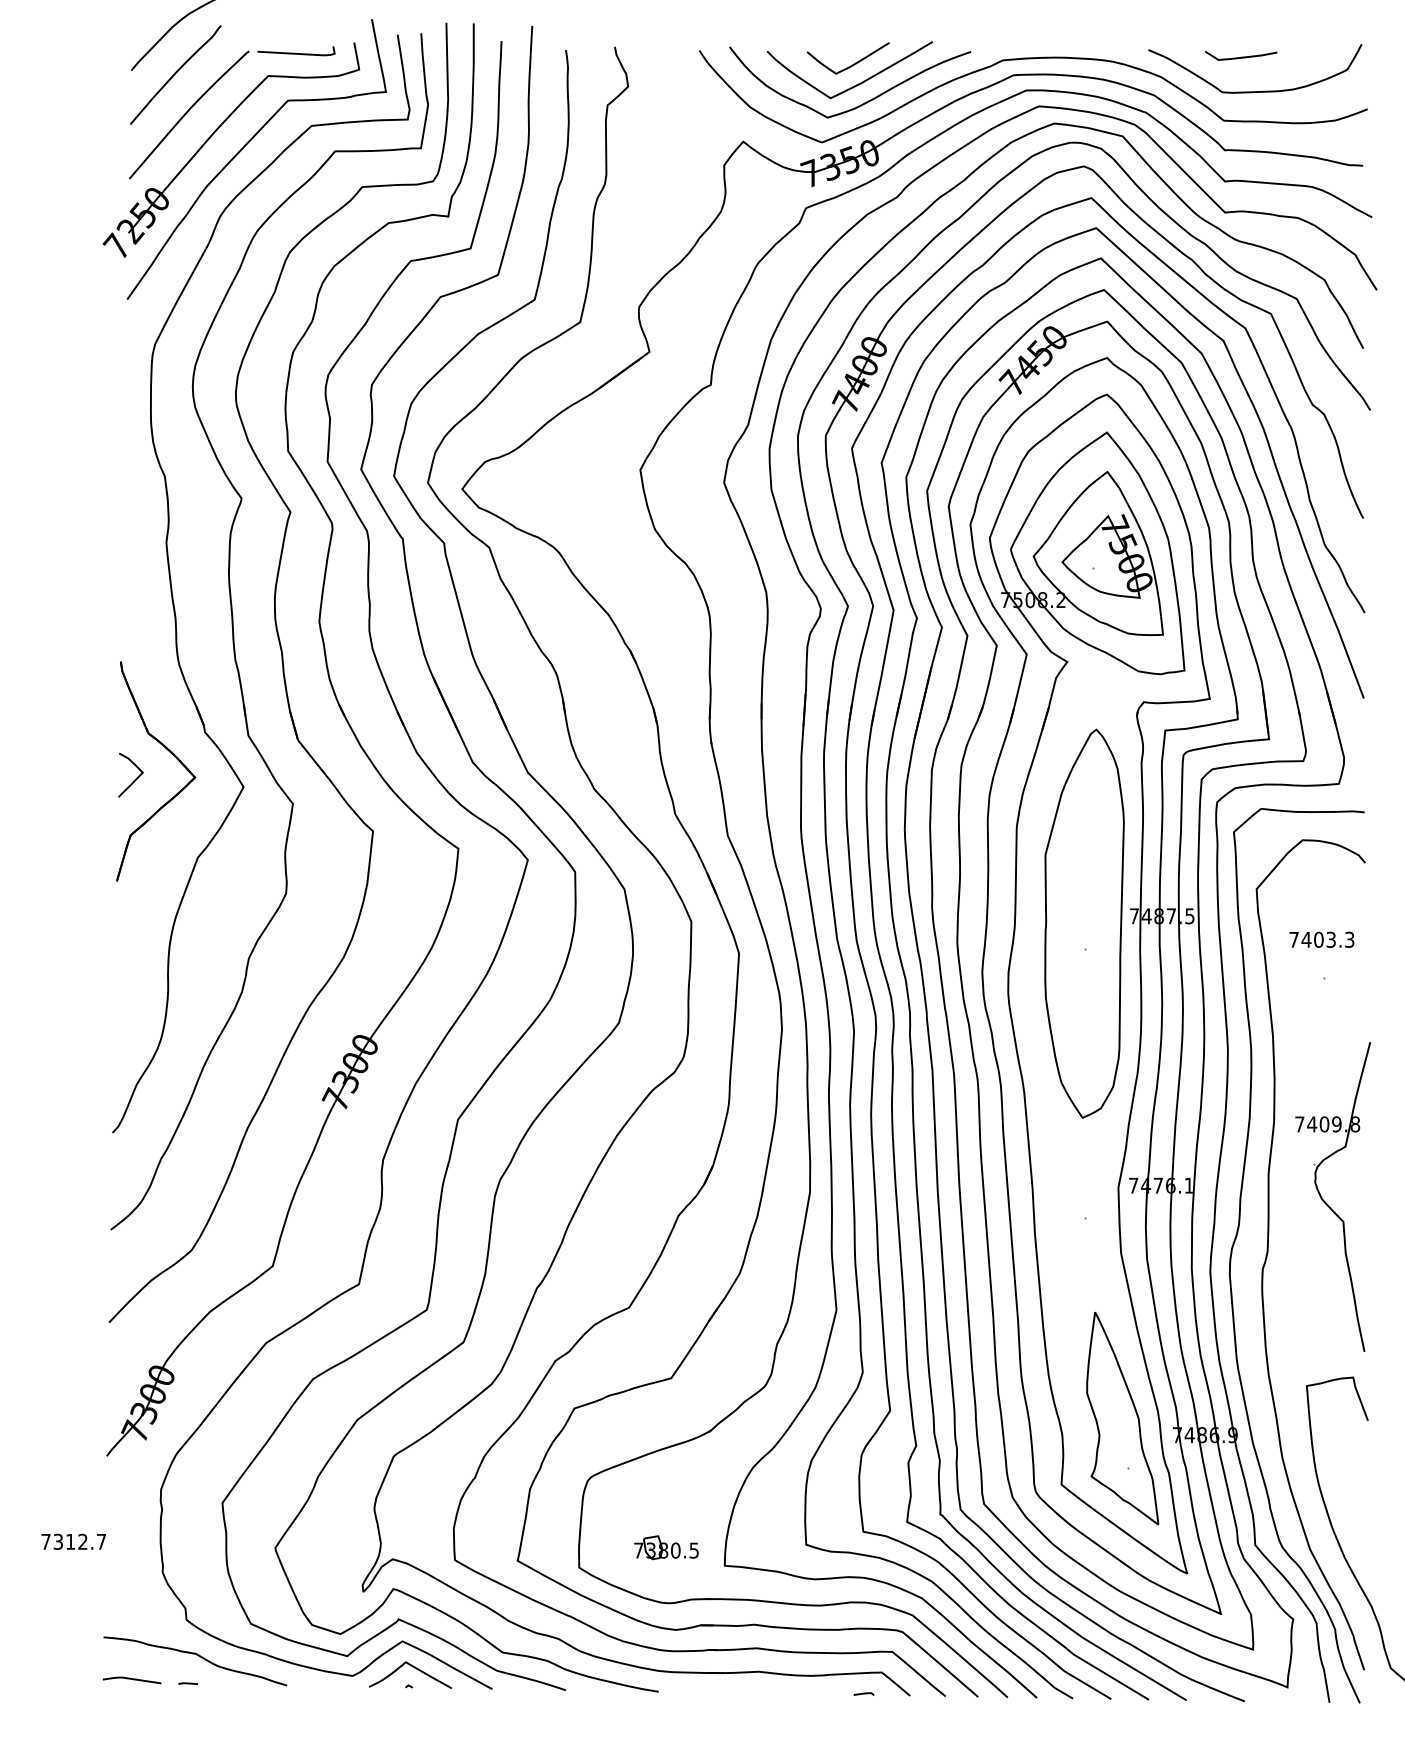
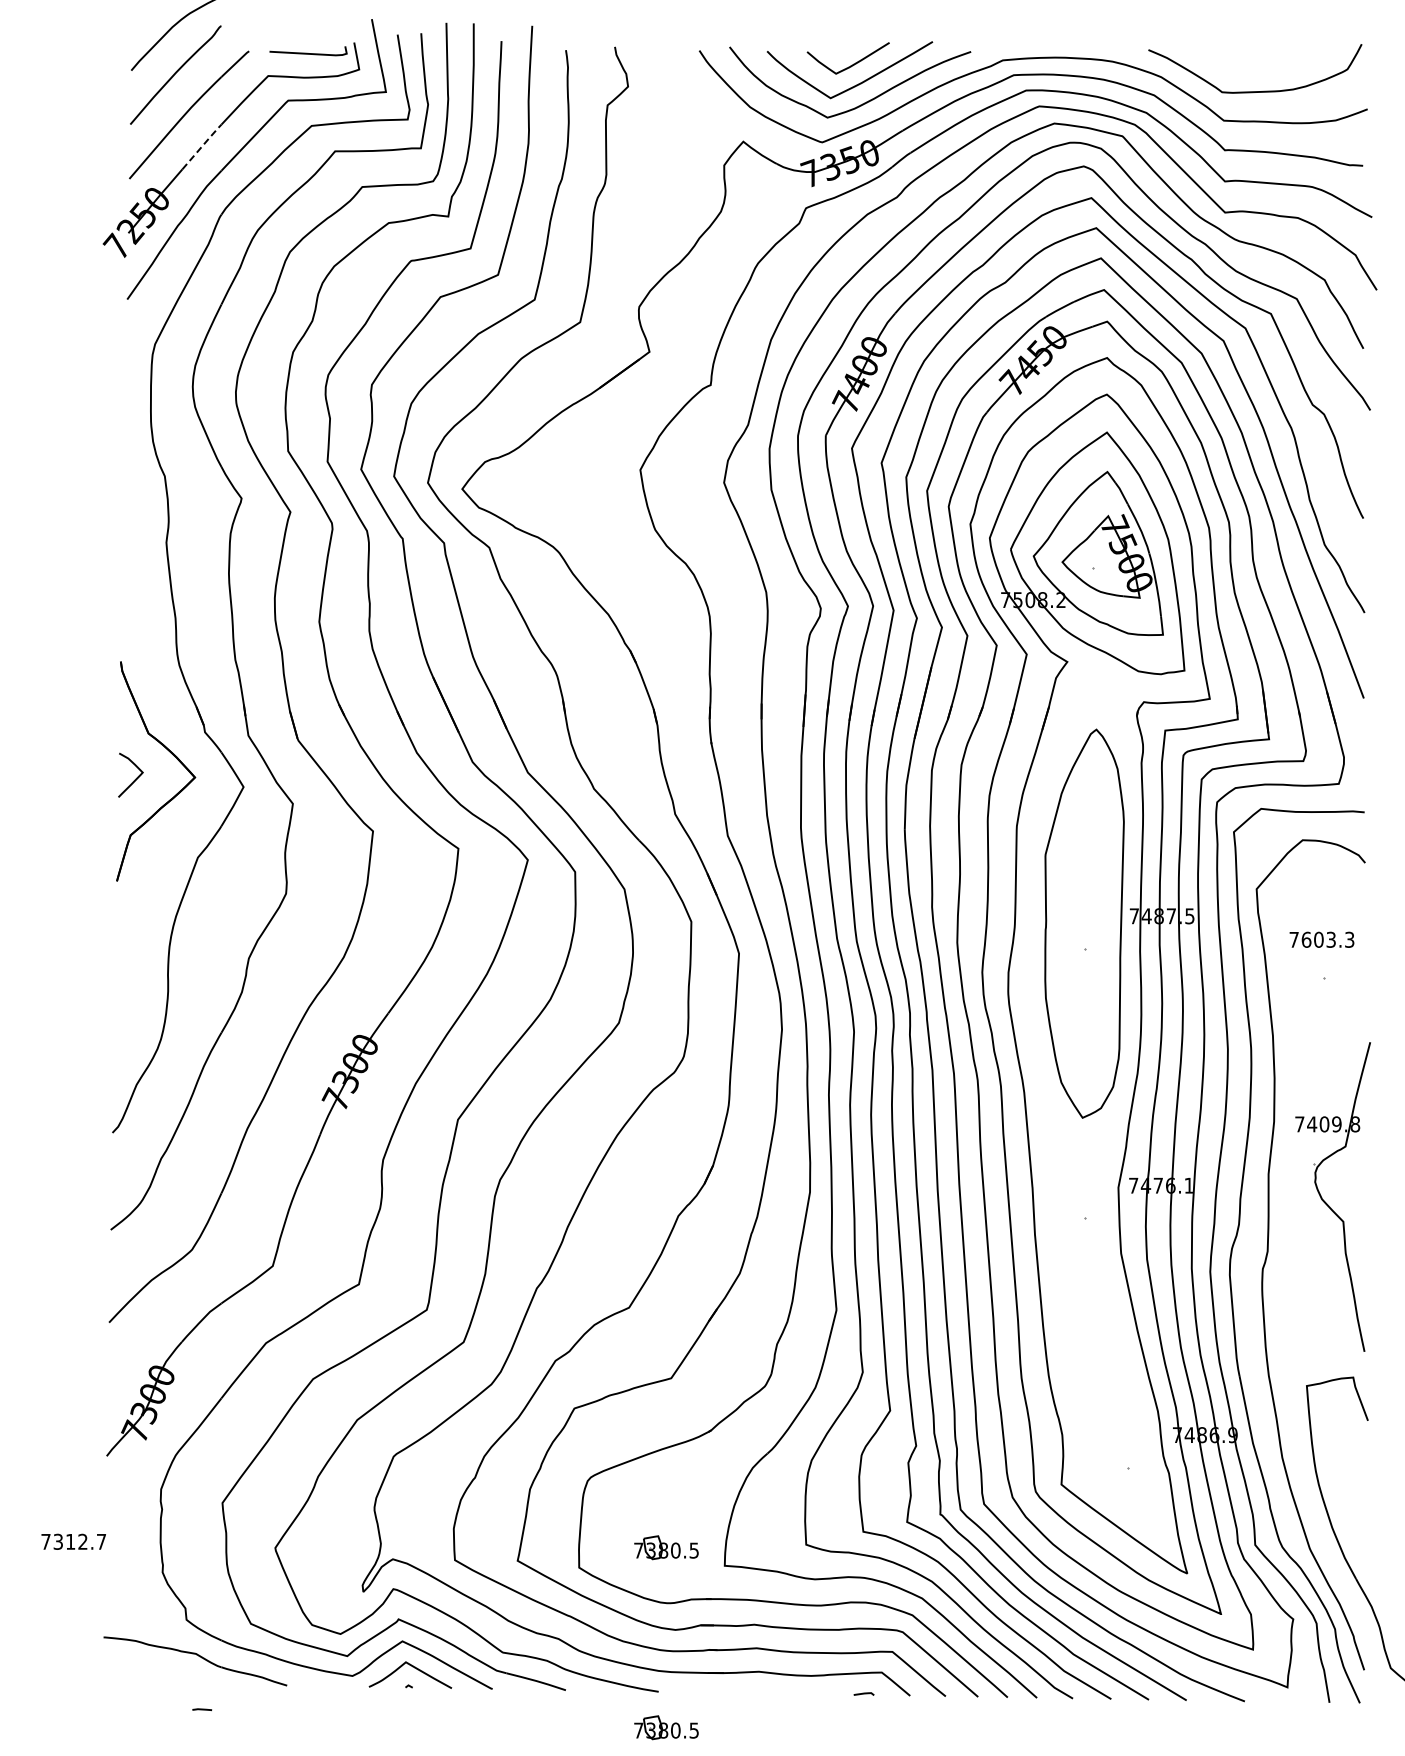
line position: (295, 52) -> (307, 52) (307, 52)
curve: present -> none (1241, 56)
line: solid -> dashed (203, 145)
text: 7403.3 -> 7603.3 (1306, 939)
part: present -> none (1122, 1418)
curve: present -> none (131, 1679)
line position: (188, 1683) -> (202, 1709) (202, 1709)
part: none -> present (666, 1727)
